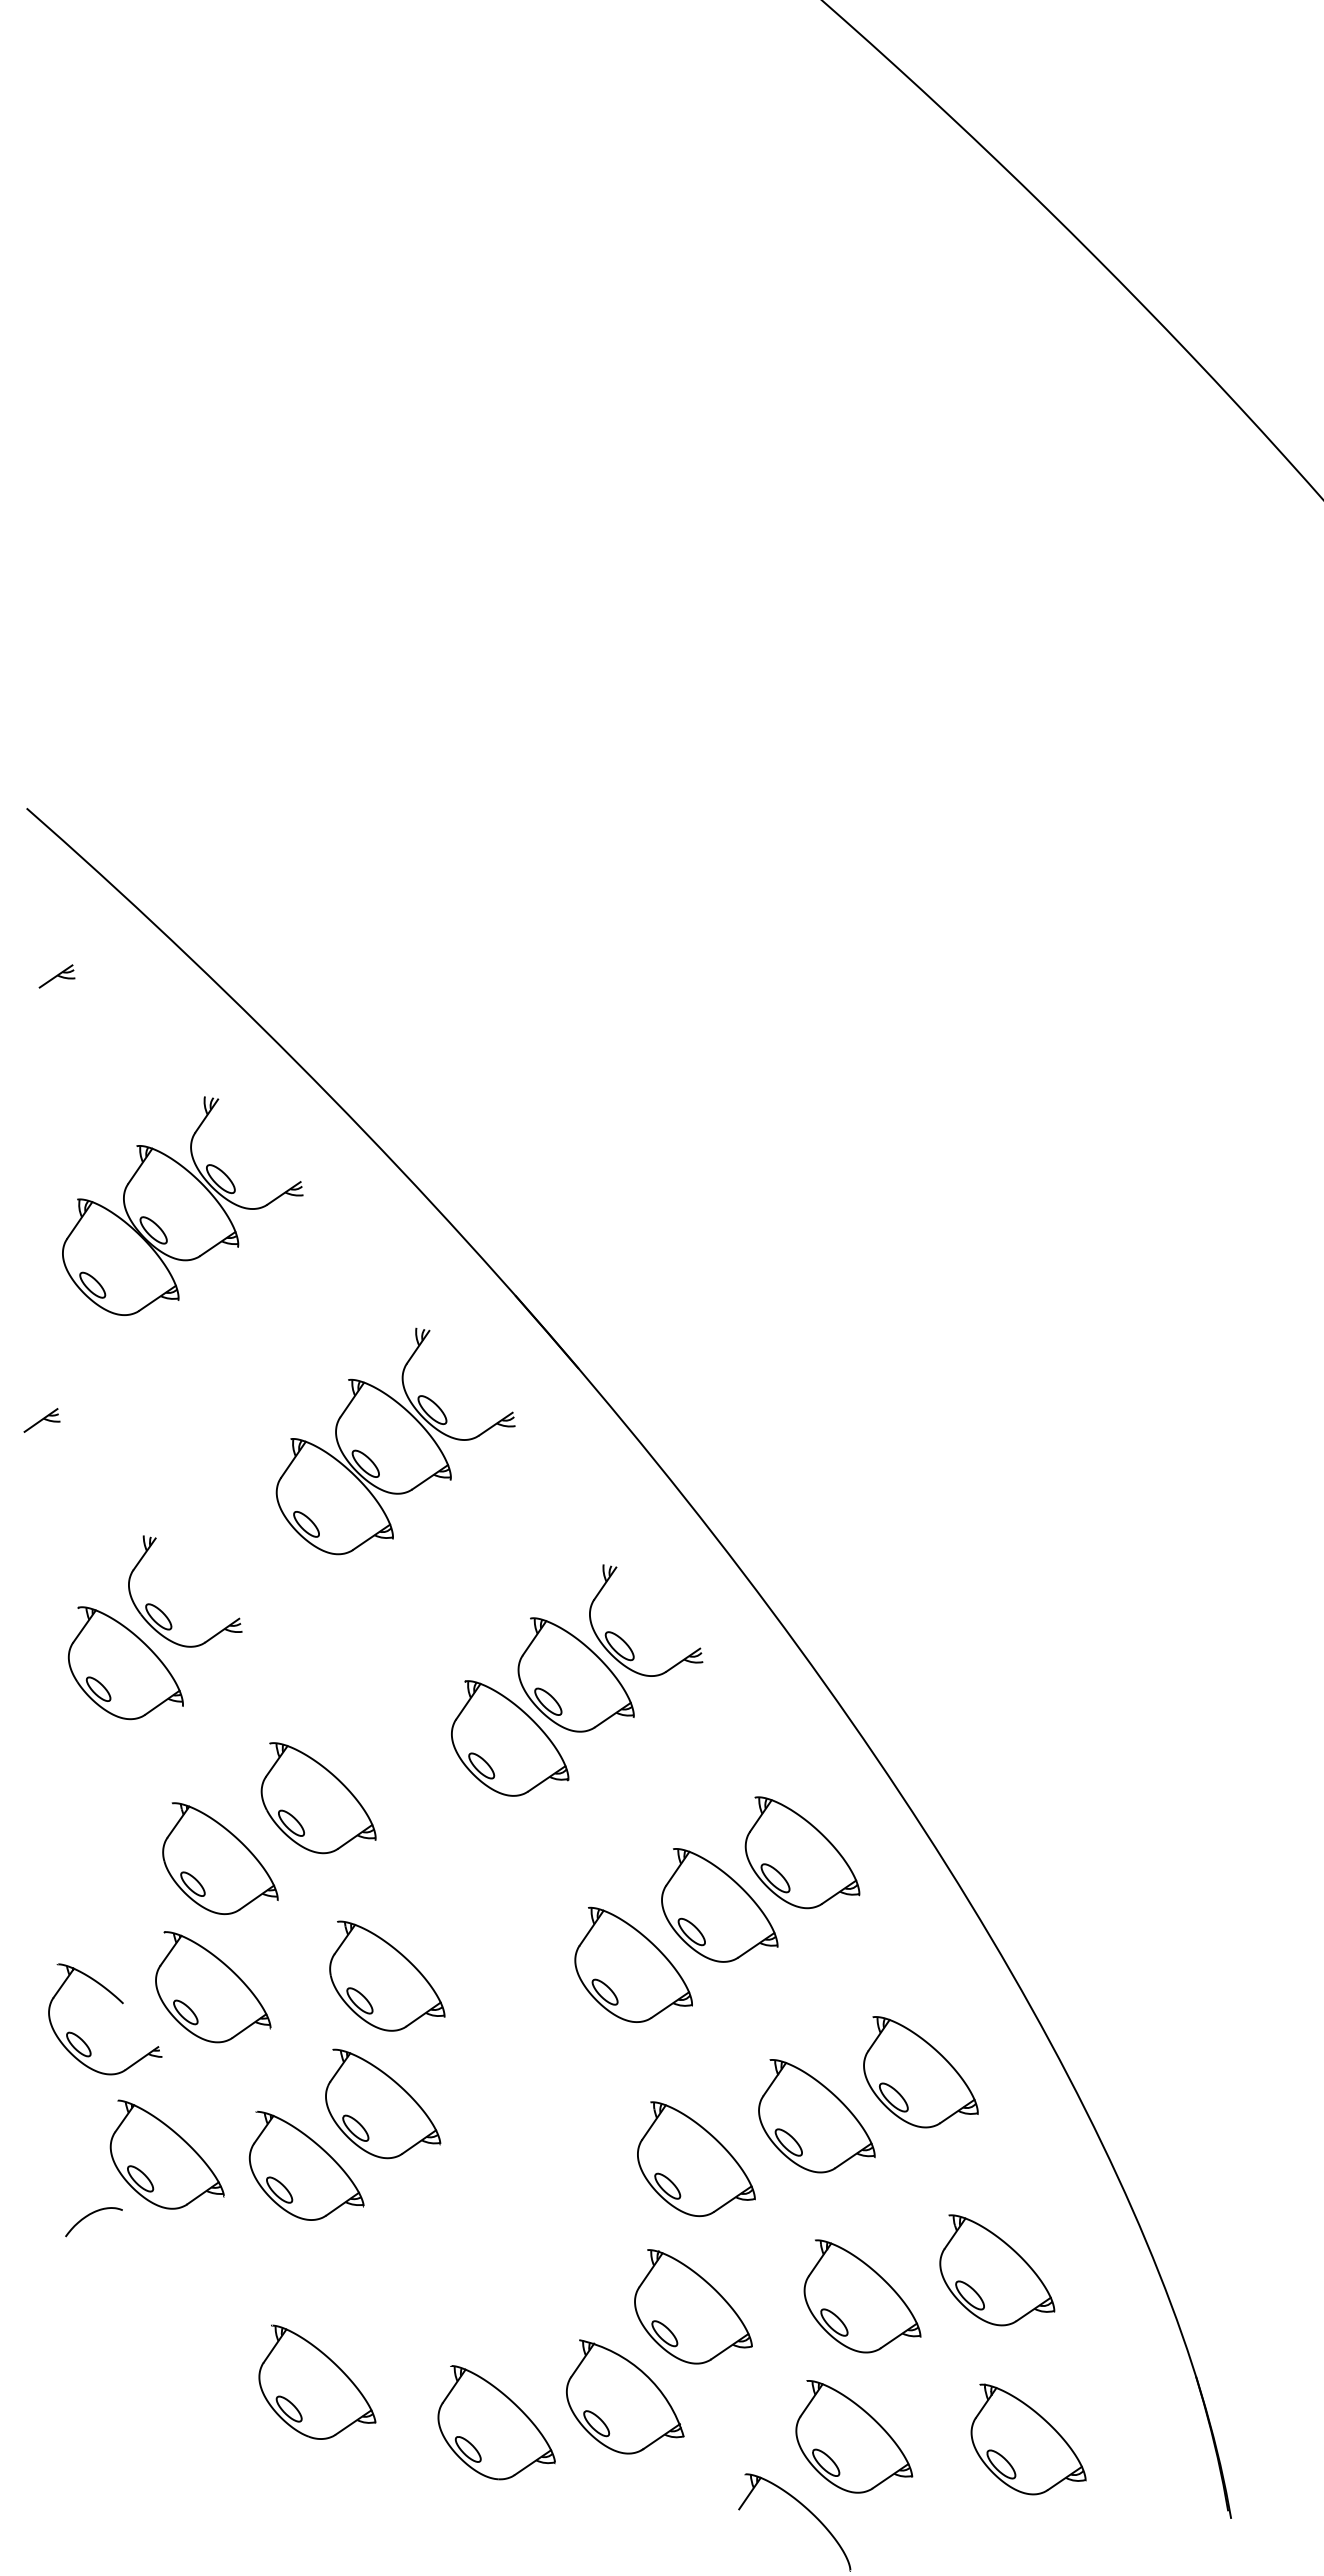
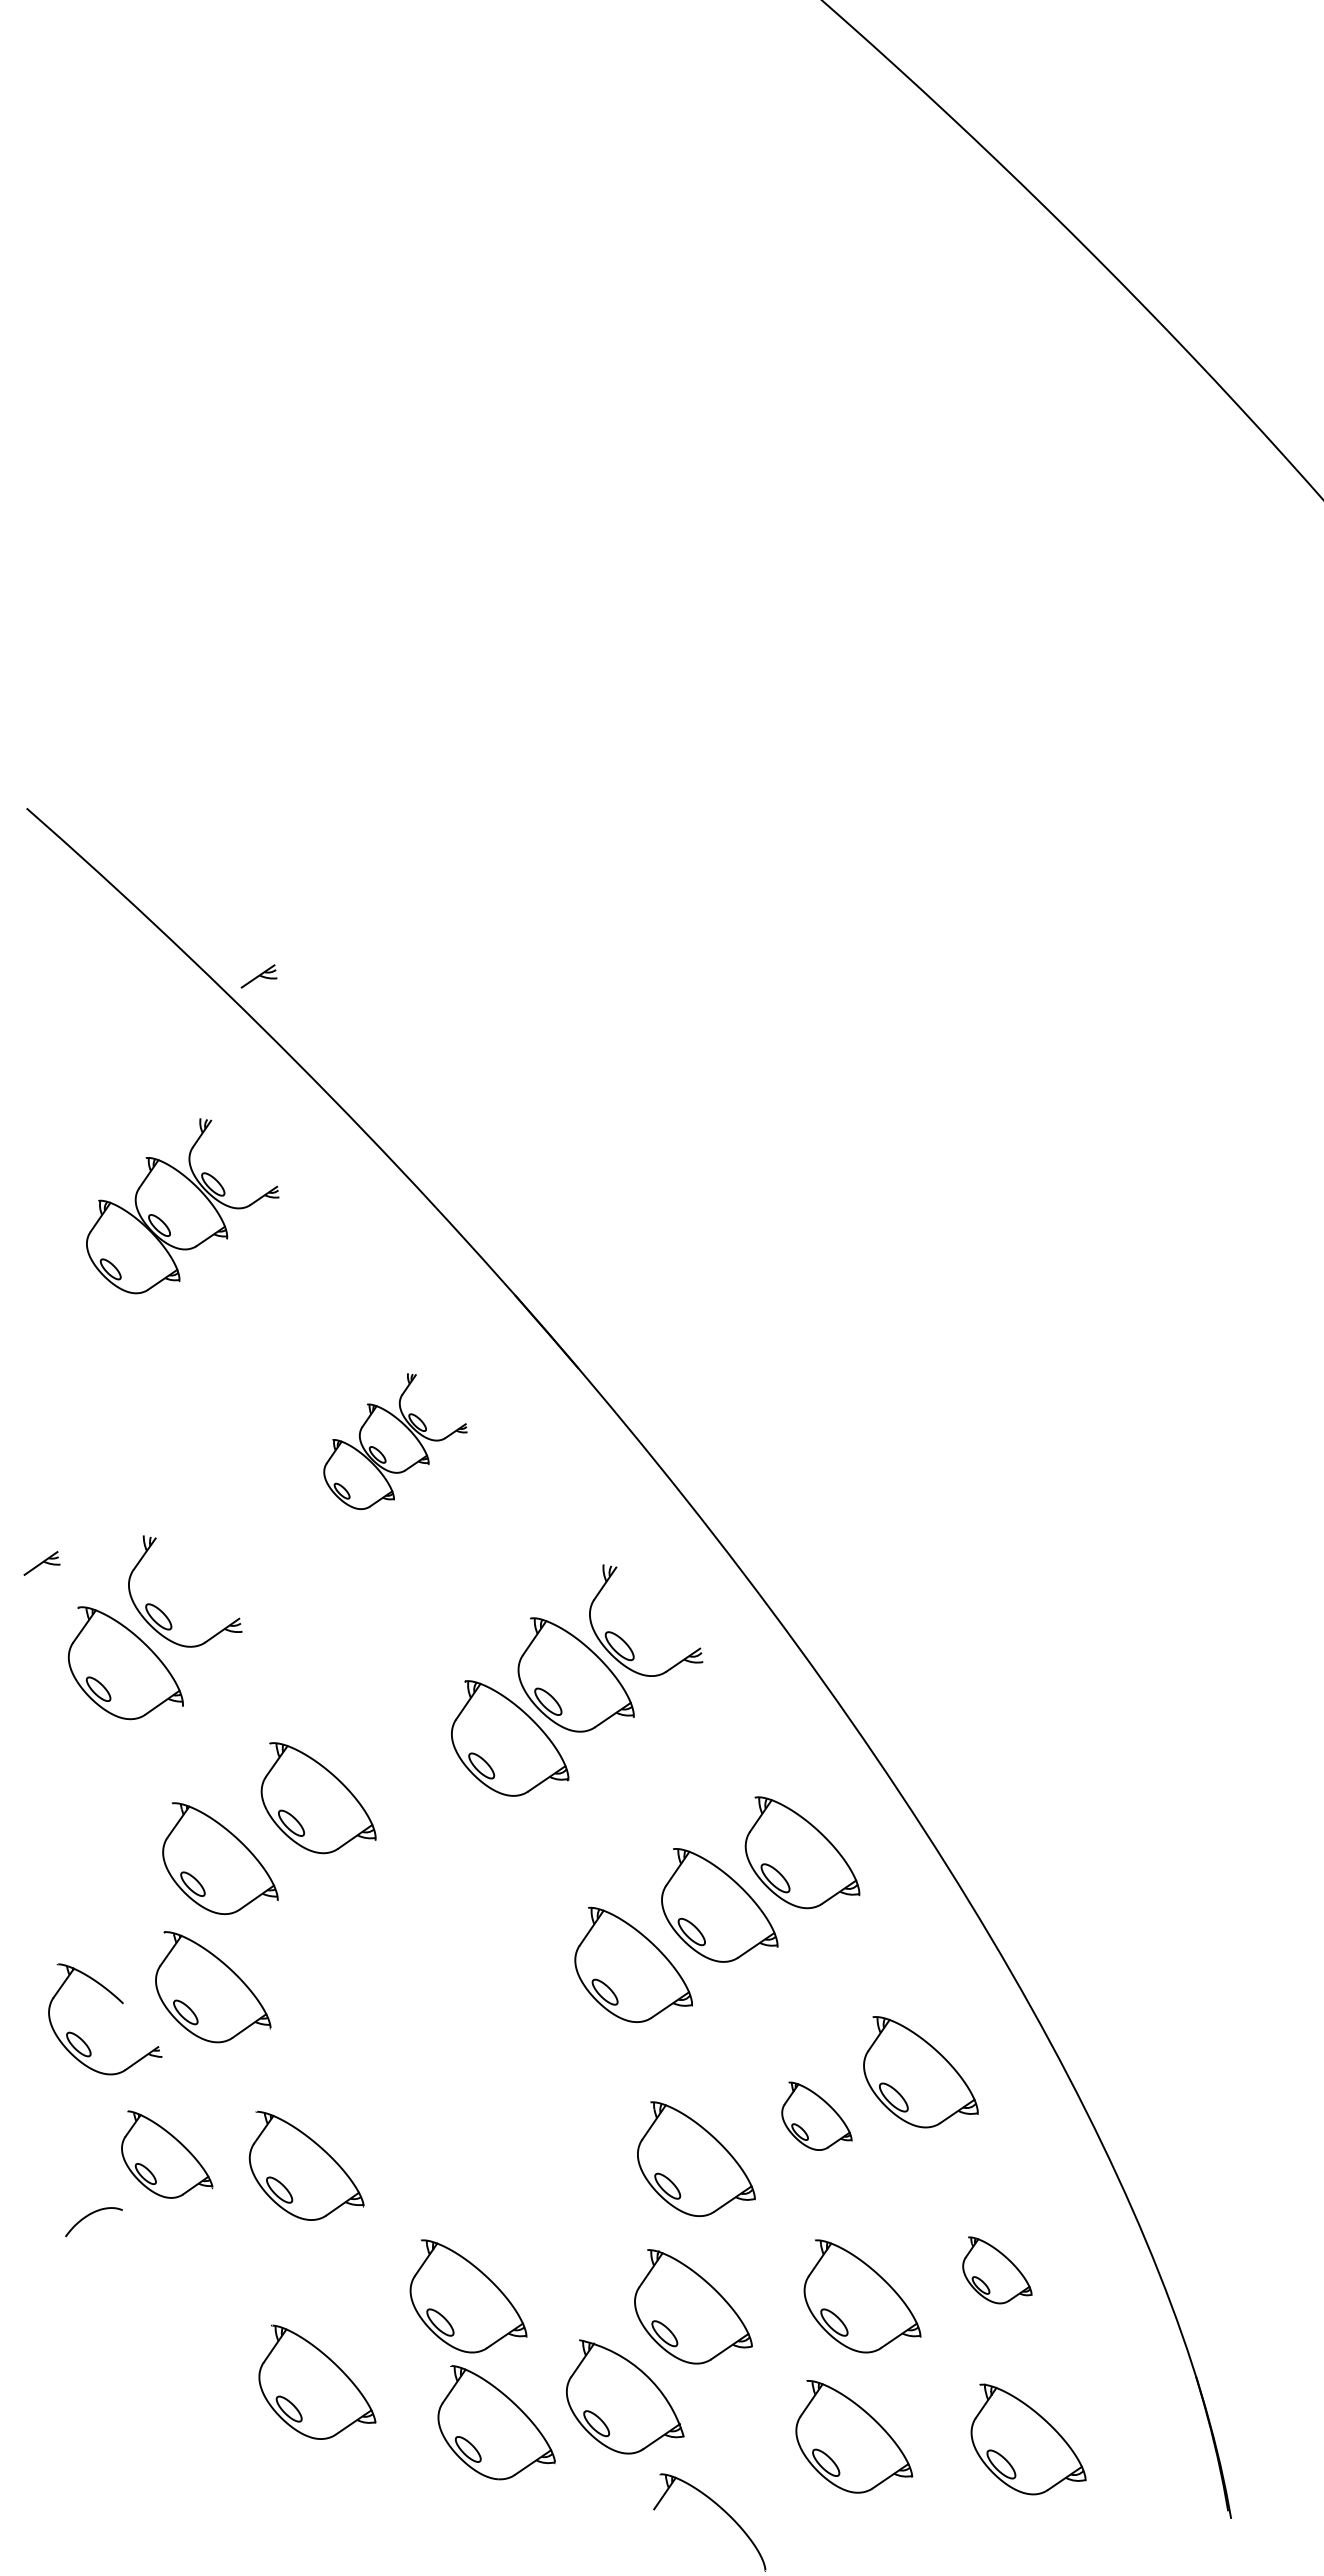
part position: (56, 976) -> (258, 976) (258, 976)
part size: 242x220 px -> 194x177 px (182, 1206)
part position: (41, 1420) -> (41, 1563) (41, 1563)
part size: 241x229 px -> 145x137 px (395, 1441)
part: present -> none (387, 1975)
part: present -> none (383, 2103)
part size: 118x115 px -> 72x70 px (816, 2115)
part size: 116x111 px -> 93x89 px (167, 2154)
part size: 117x113 px -> 71x69 px (997, 2270)
part: none -> present (468, 2296)
part position: (806, 2509) -> (721, 2509) (721, 2509)
